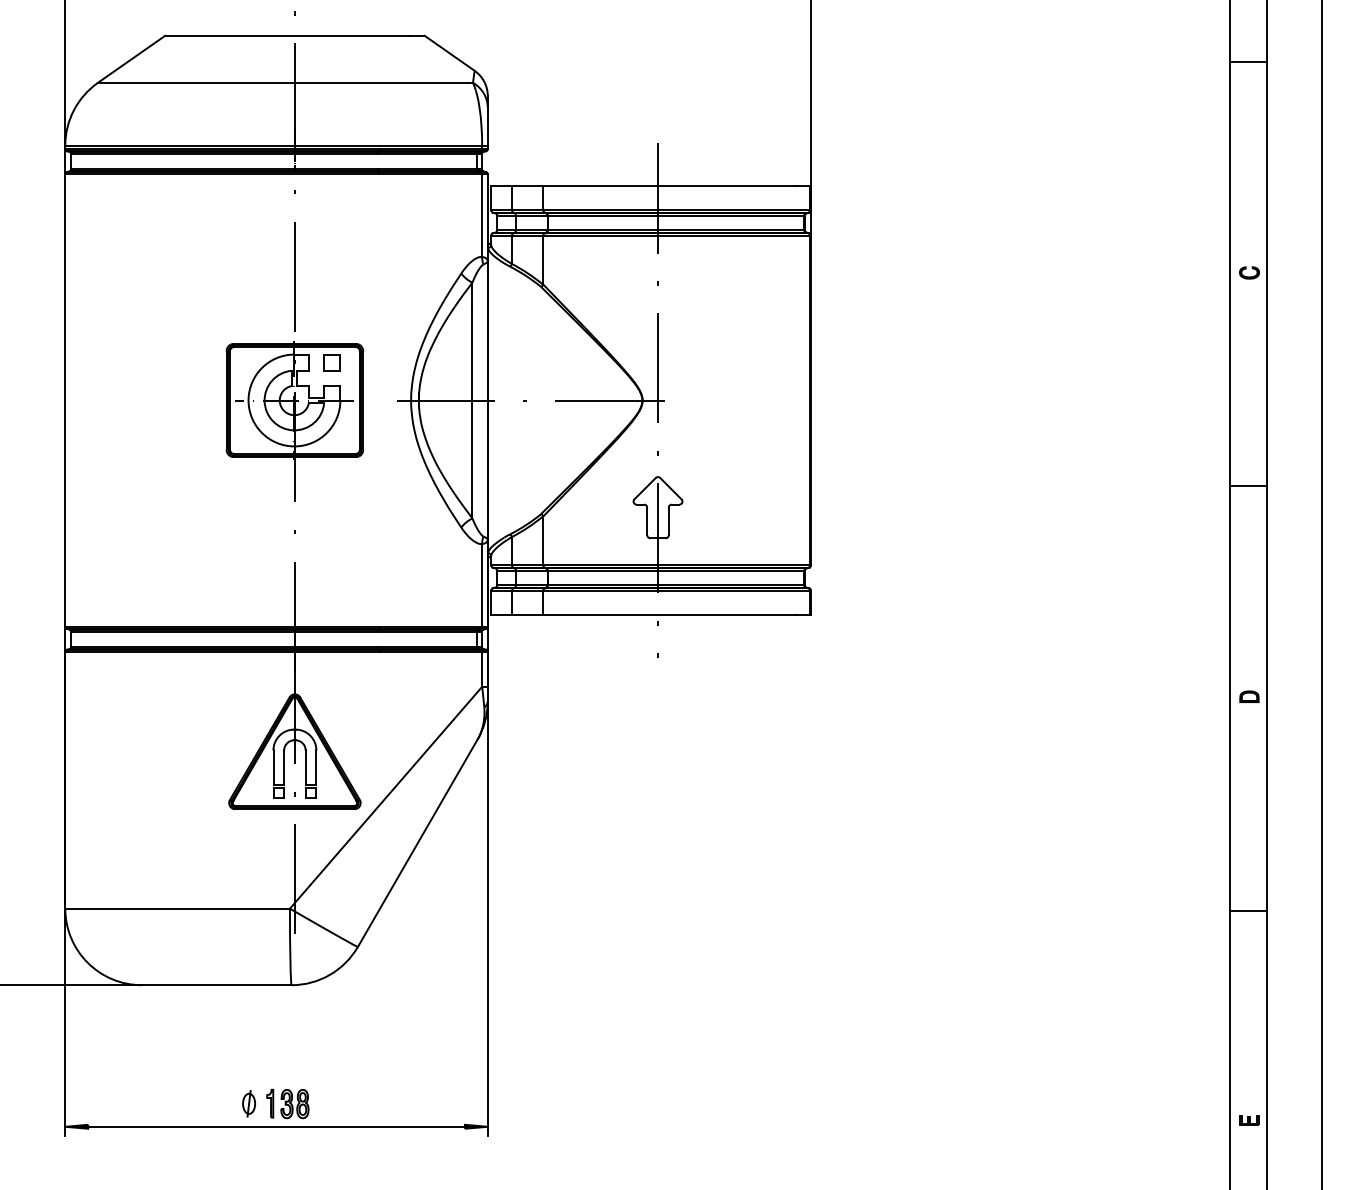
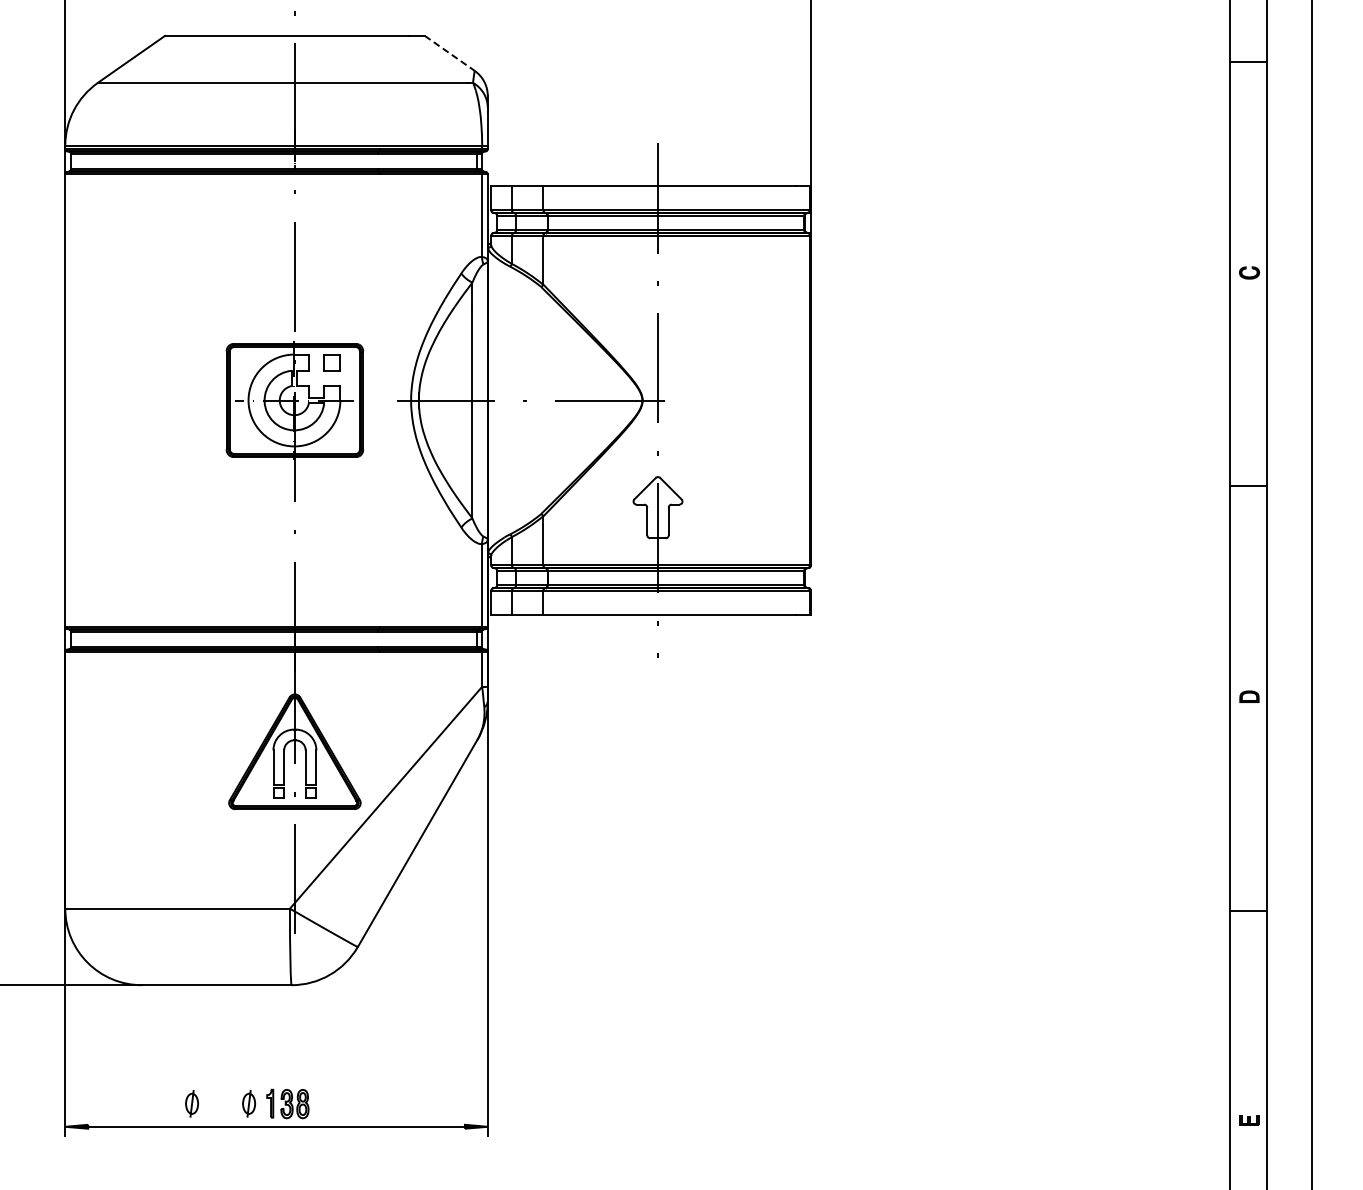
line: solid -> dashed (450, 53)
line position: (1322, 594) -> (1312, 594) (1312, 594)
part: none -> present (192, 1103)
